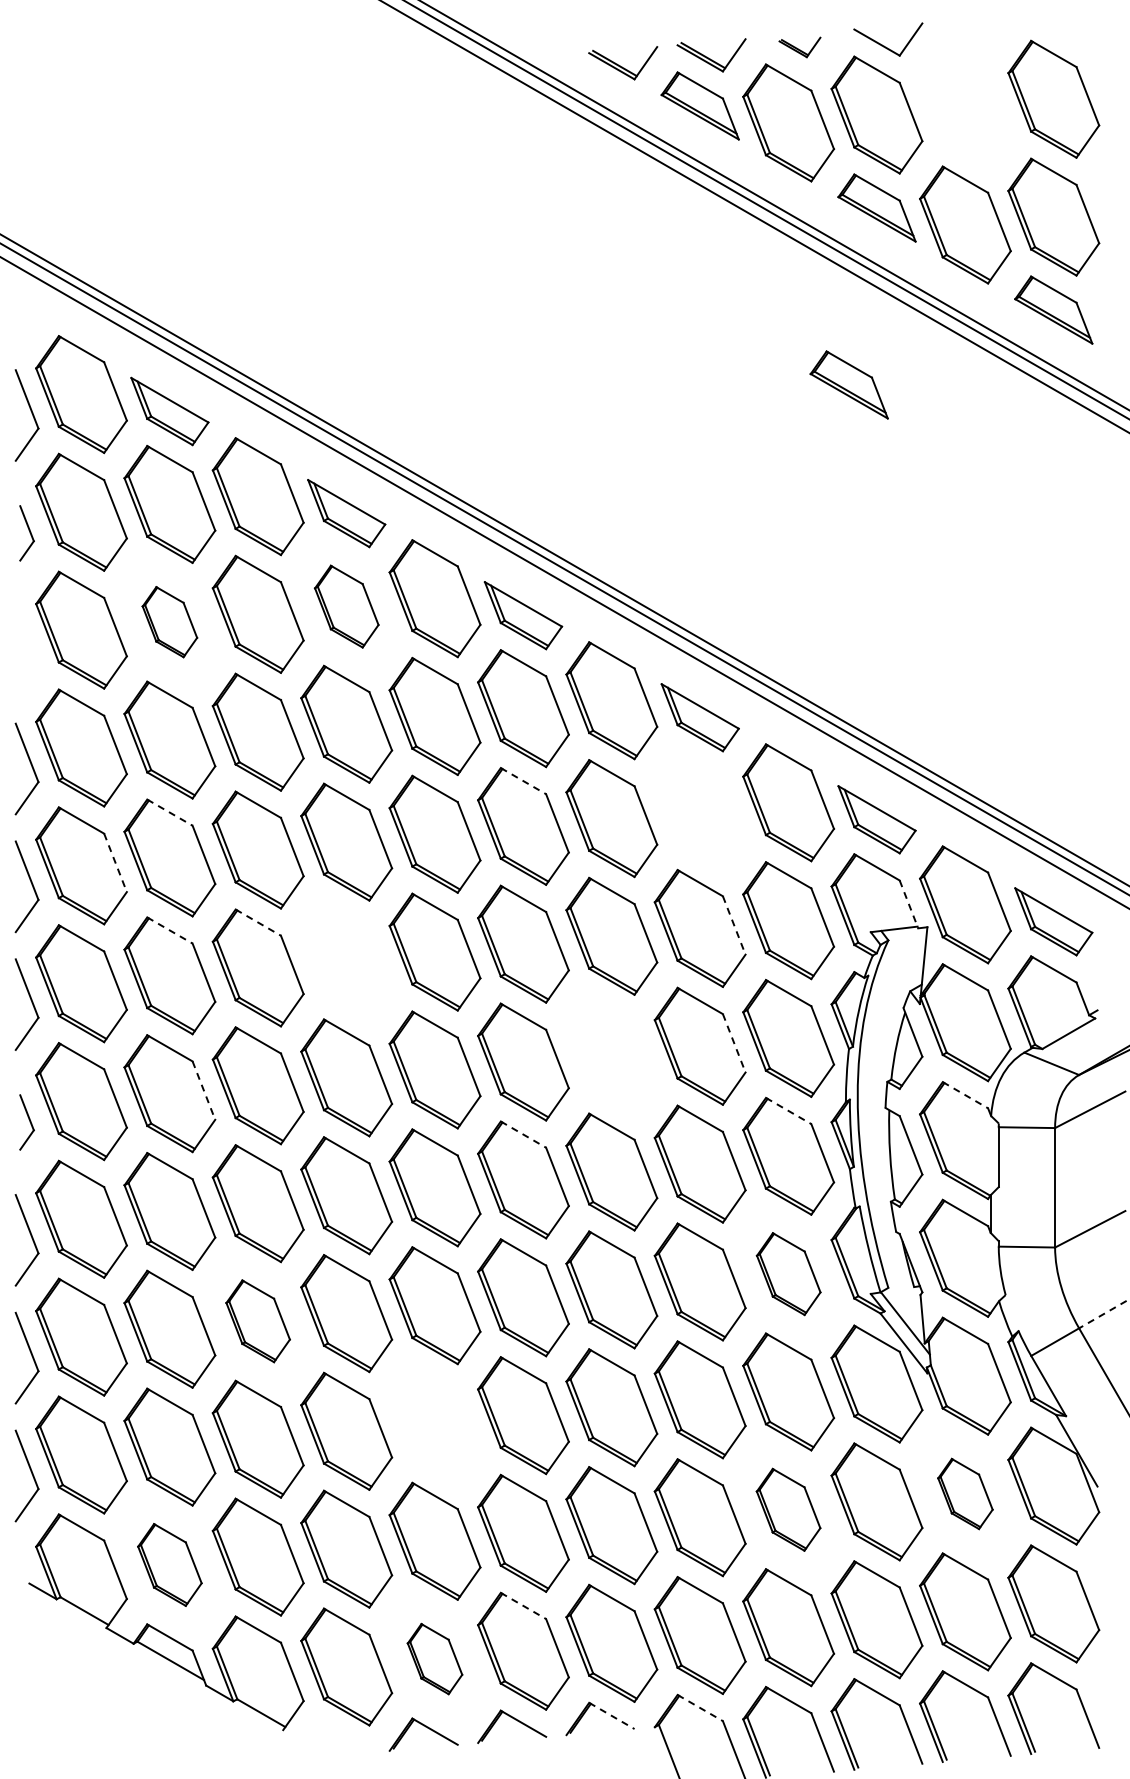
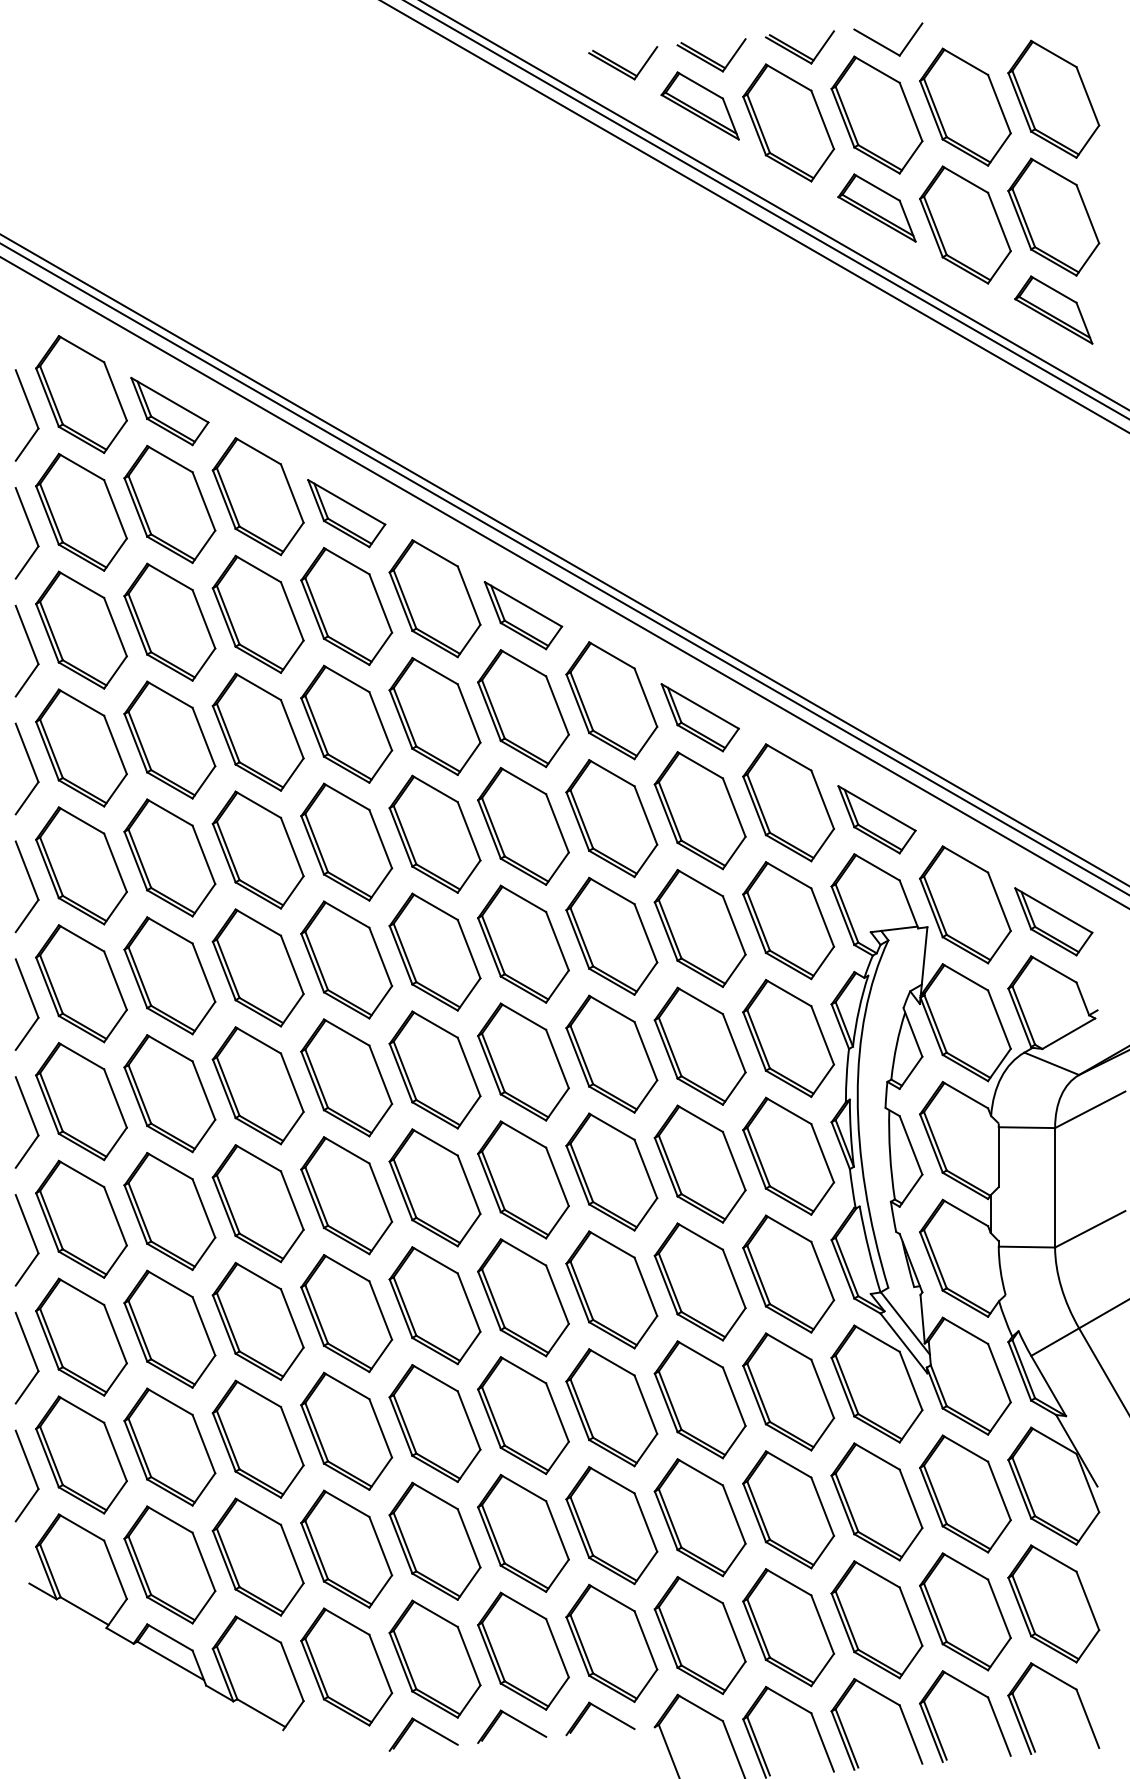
part size: 44x23 px -> 70x35 px (799, 47)
part: none -> present (965, 106)
part: present -> none (848, 384)
part size: 16x57 px -> 26x93 px (26, 533)
part size: 67x85 px -> 94x120 px (346, 606)
part size: 58x73 px -> 94x120 px (169, 621)
part: none -> present (26, 650)
line: dashed -> solid (523, 781)
part: none -> present (699, 810)
line: dashed -> solid (170, 812)
line: dashed -> solid (115, 863)
line: dashed -> solid (908, 904)
line: dashed -> solid (258, 922)
line: dashed -> solid (734, 925)
line: dashed -> solid (170, 930)
part: none -> present (346, 959)
line: dashed -> solid (734, 1043)
part: none -> present (611, 1053)
line: dashed -> solid (204, 1091)
line: dashed -> solid (965, 1095)
line: dashed -> solid (789, 1111)
part size: 16x57 px -> 26x93 px (26, 1122)
line: dashed -> solid (523, 1134)
part size: 67x85 px -> 94x120 px (788, 1273)
line: dashed -> solid (1103, 1314)
part size: 66x85 px -> 94x120 px (257, 1320)
part: none -> present (434, 1423)
part size: 57x74 px -> 93x120 px (965, 1493)
part size: 67x85 px -> 93x120 px (788, 1509)
part size: 66x84 px -> 94x120 px (169, 1564)
line: dashed -> solid (523, 1606)
part size: 58x74 px -> 94x120 px (434, 1658)
line: dashed -> solid (700, 1708)
line: dashed -> solid (612, 1716)
